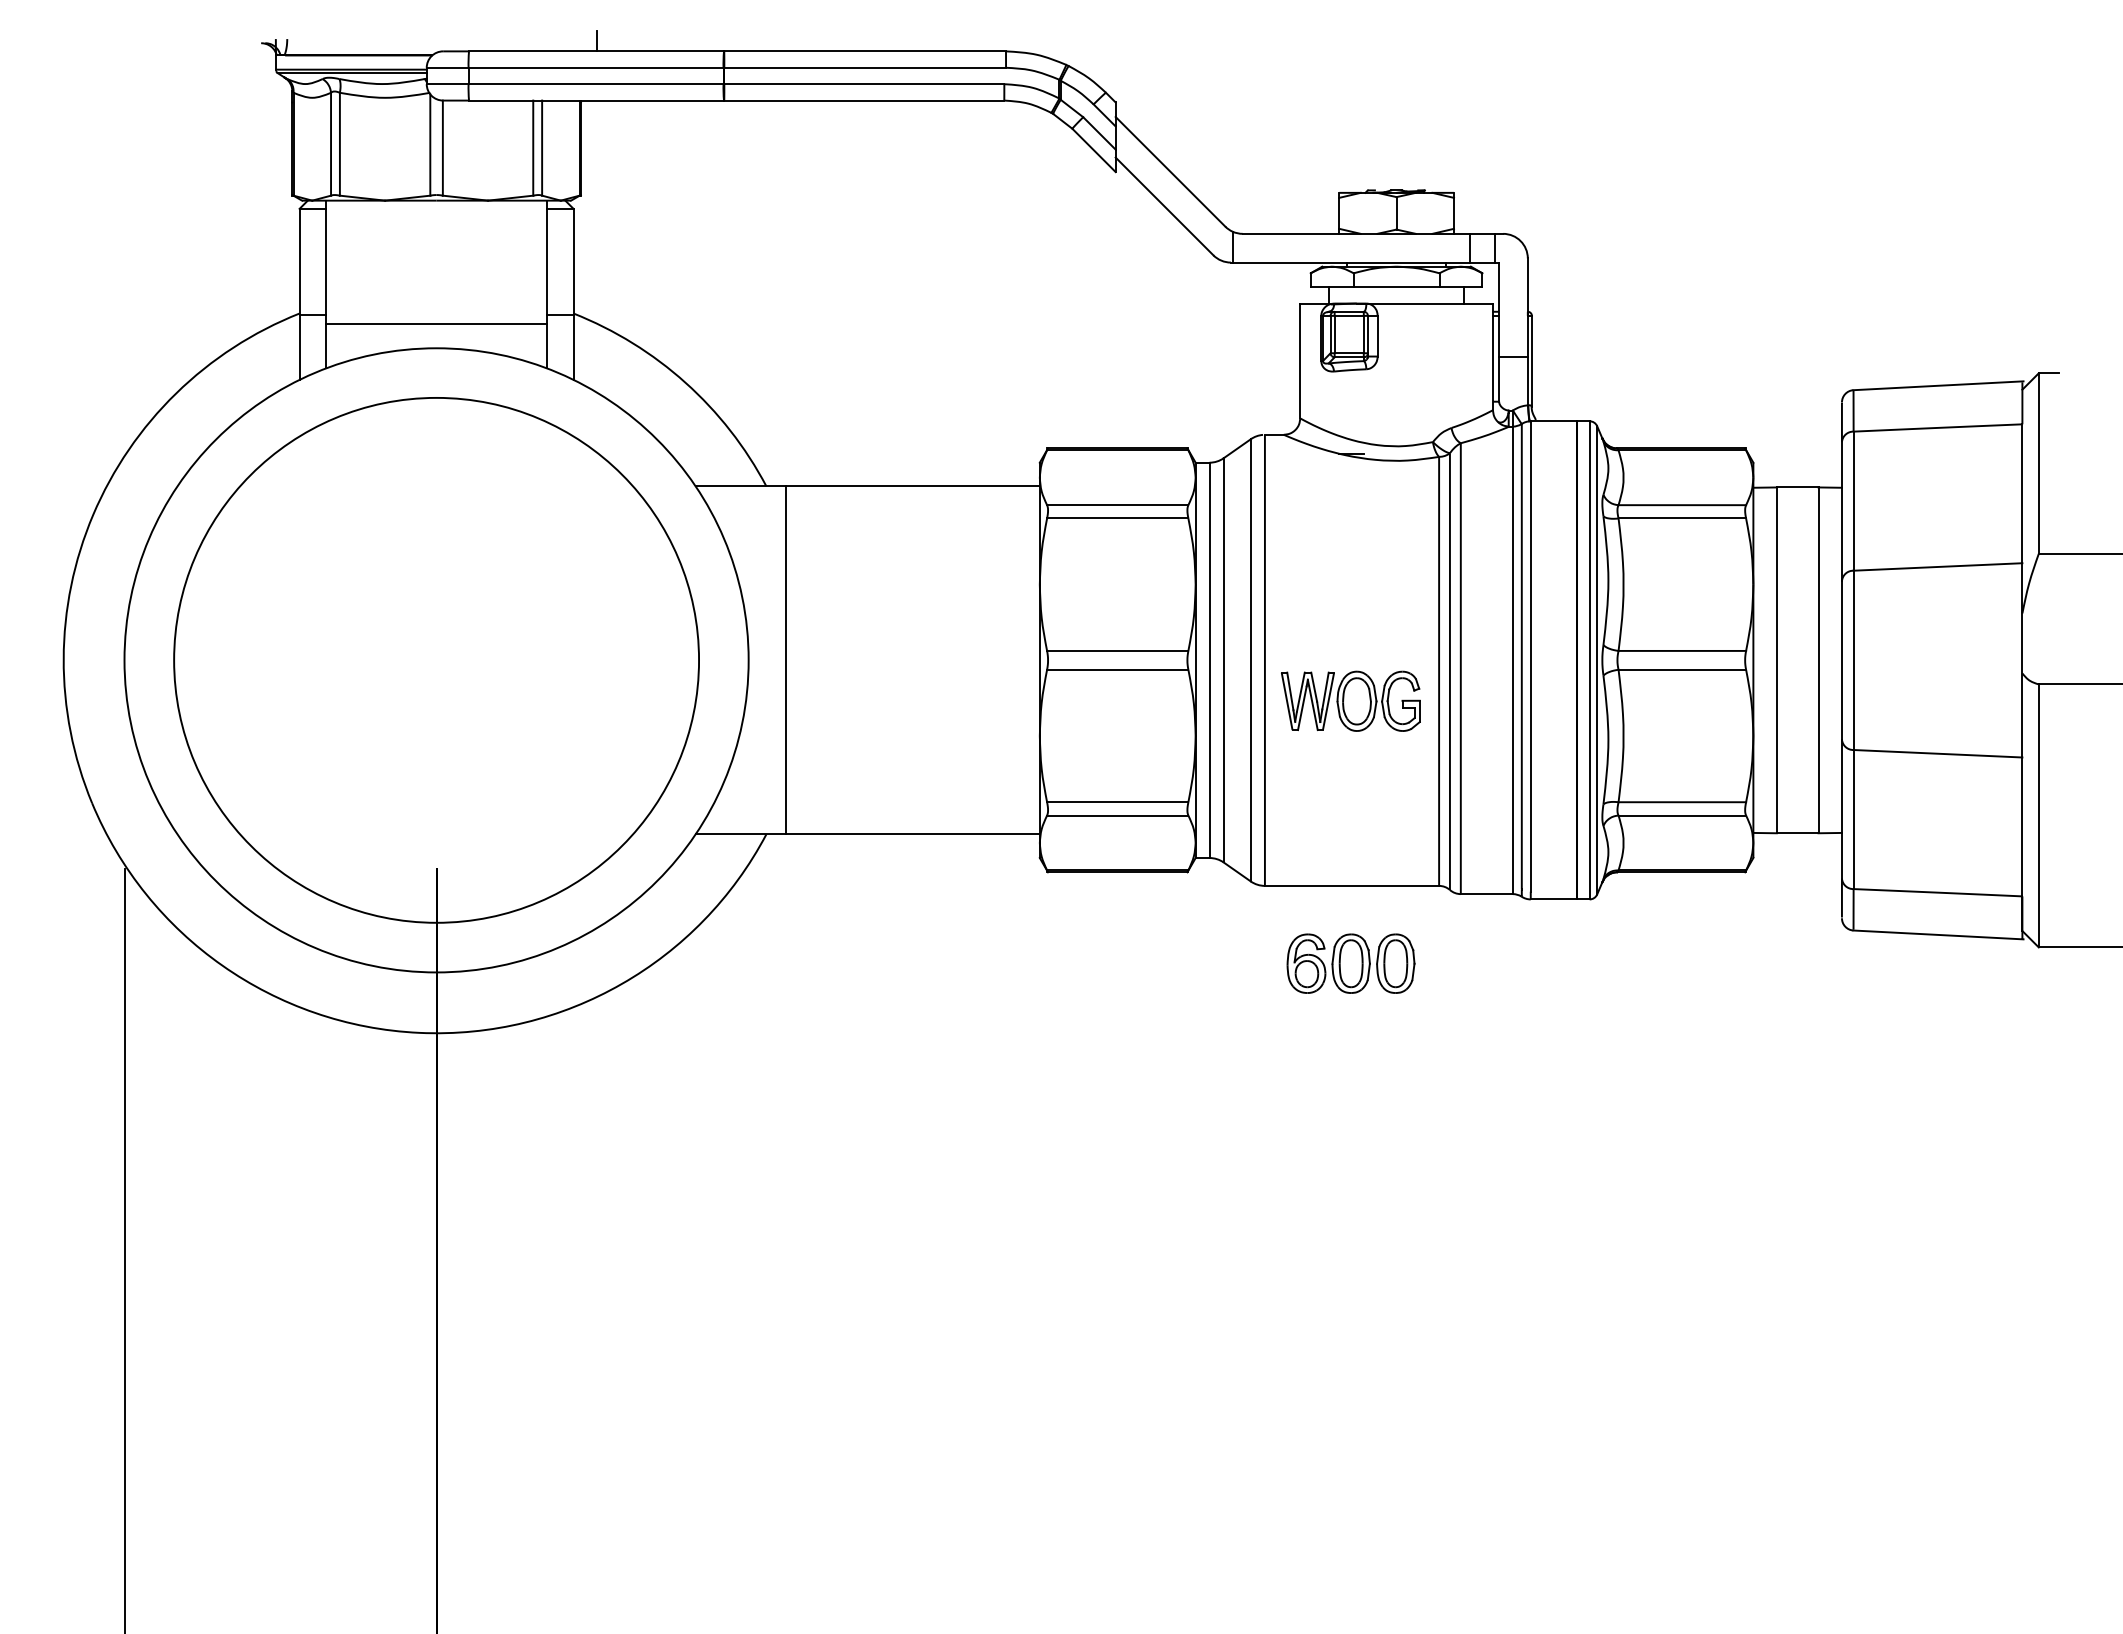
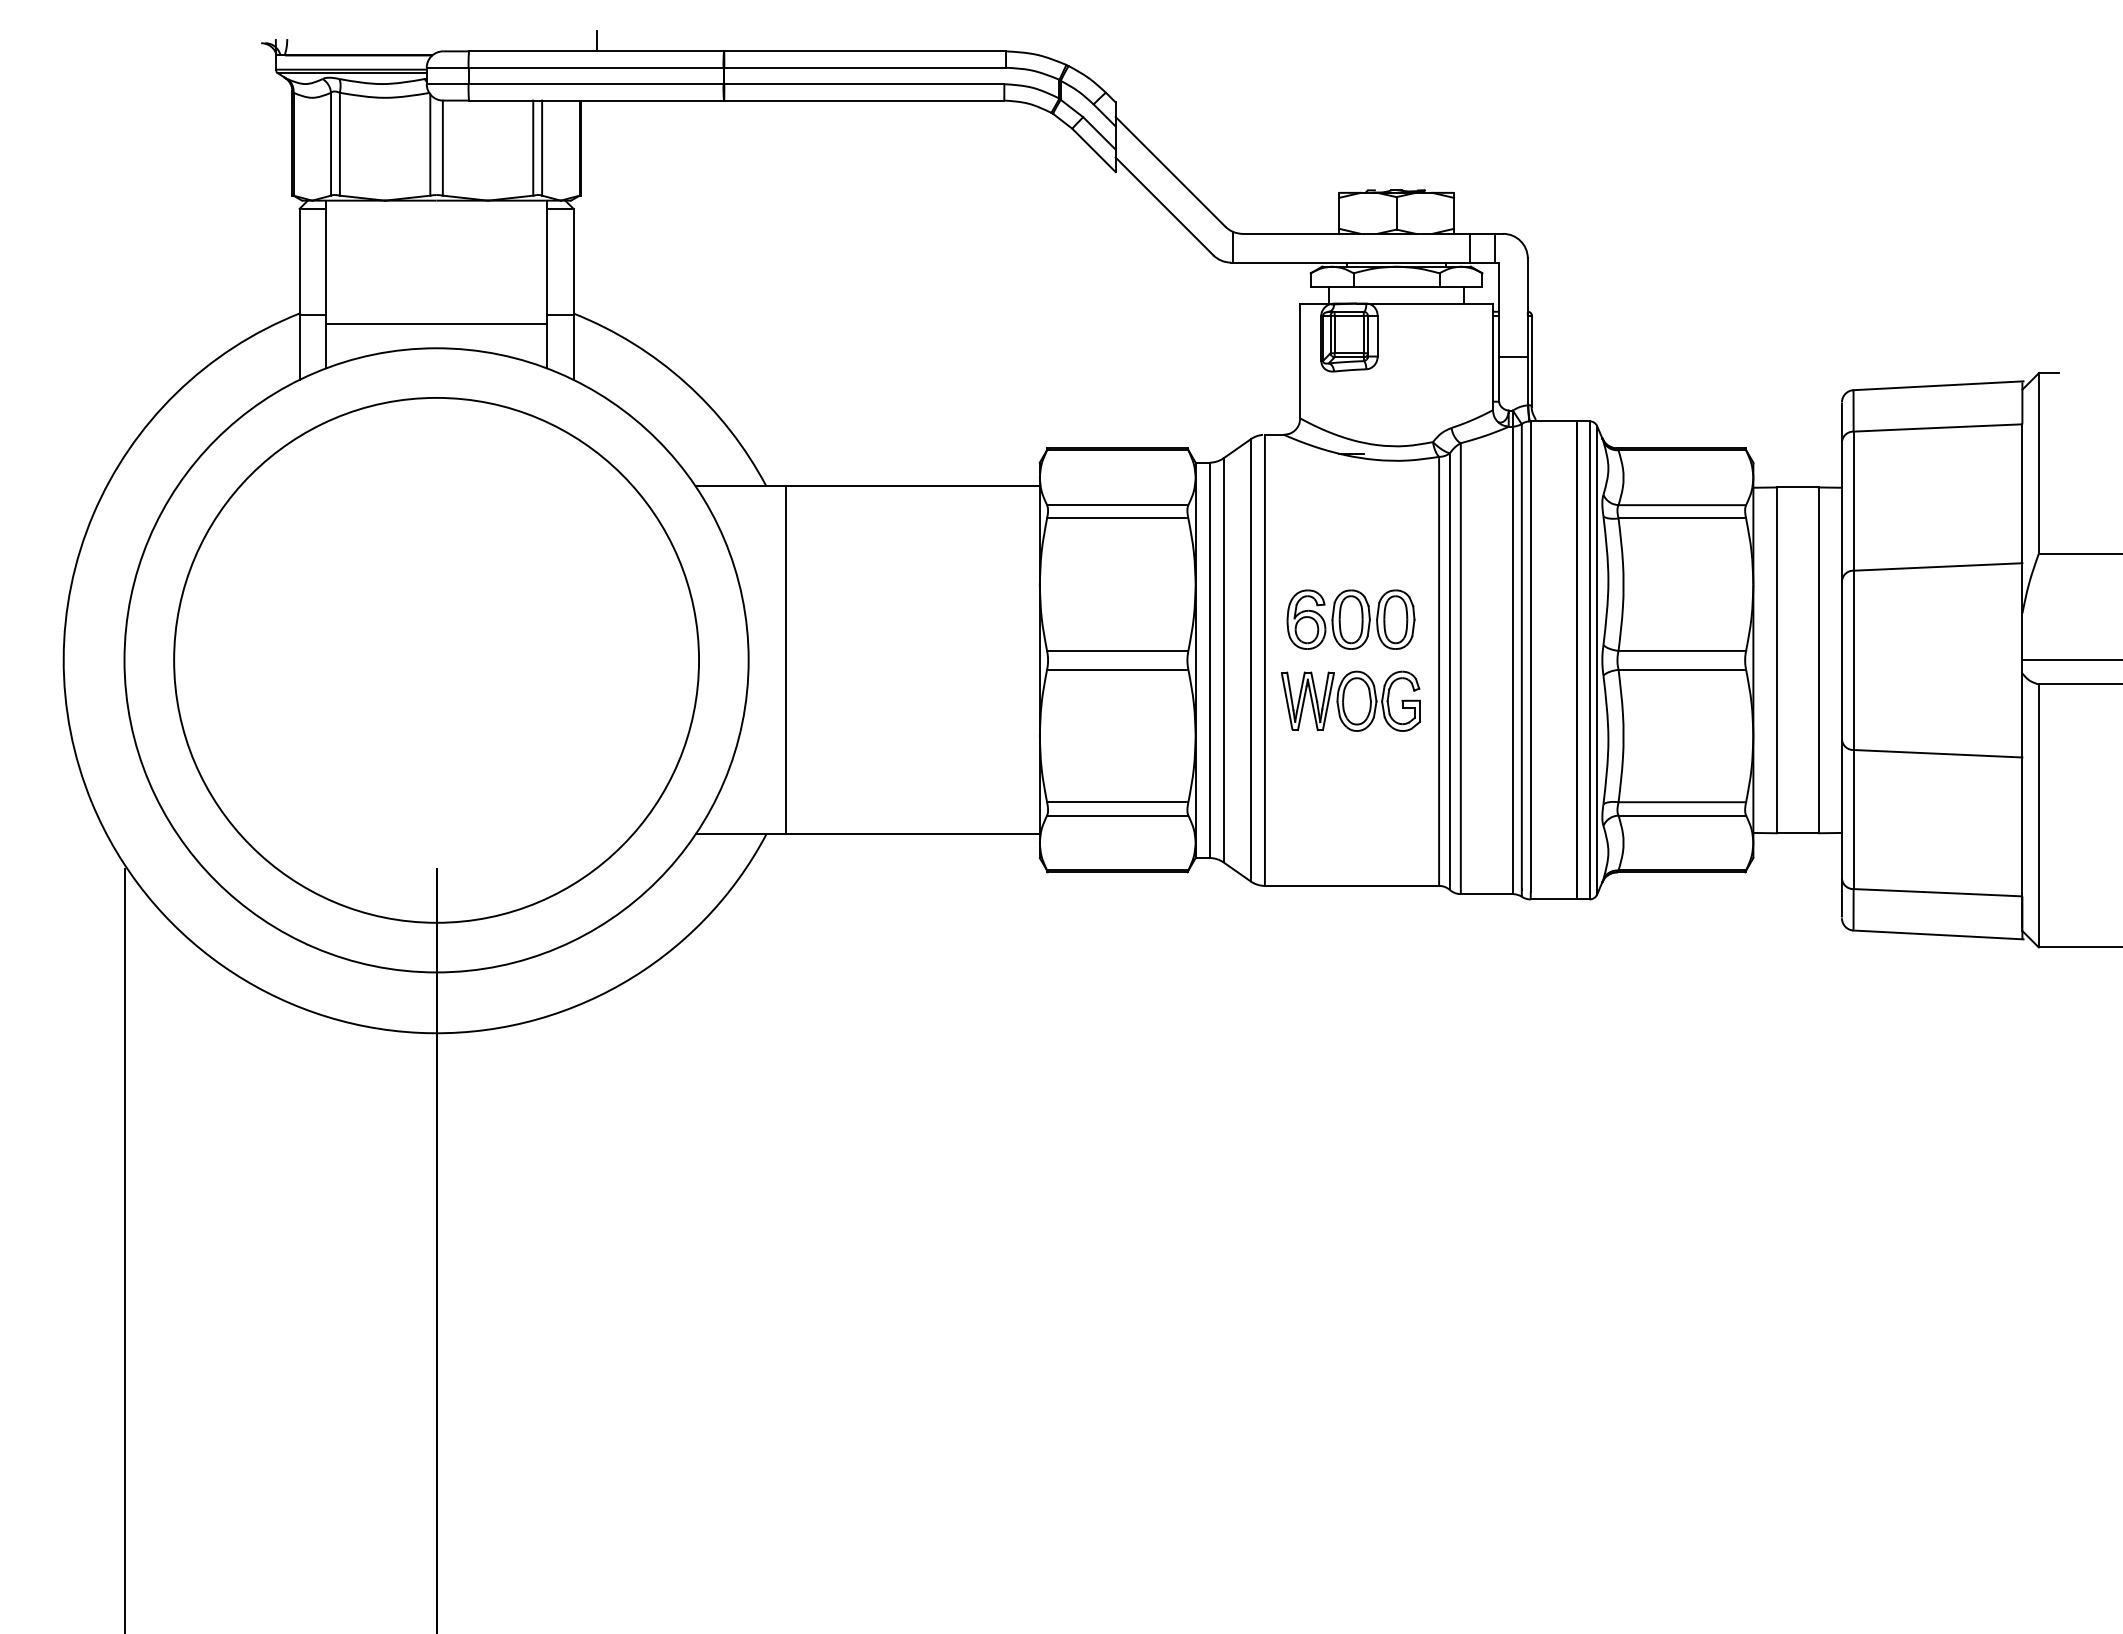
line: none -> present (2070, 660)
part position: (1350, 963) -> (1350, 619) (1350, 619)
